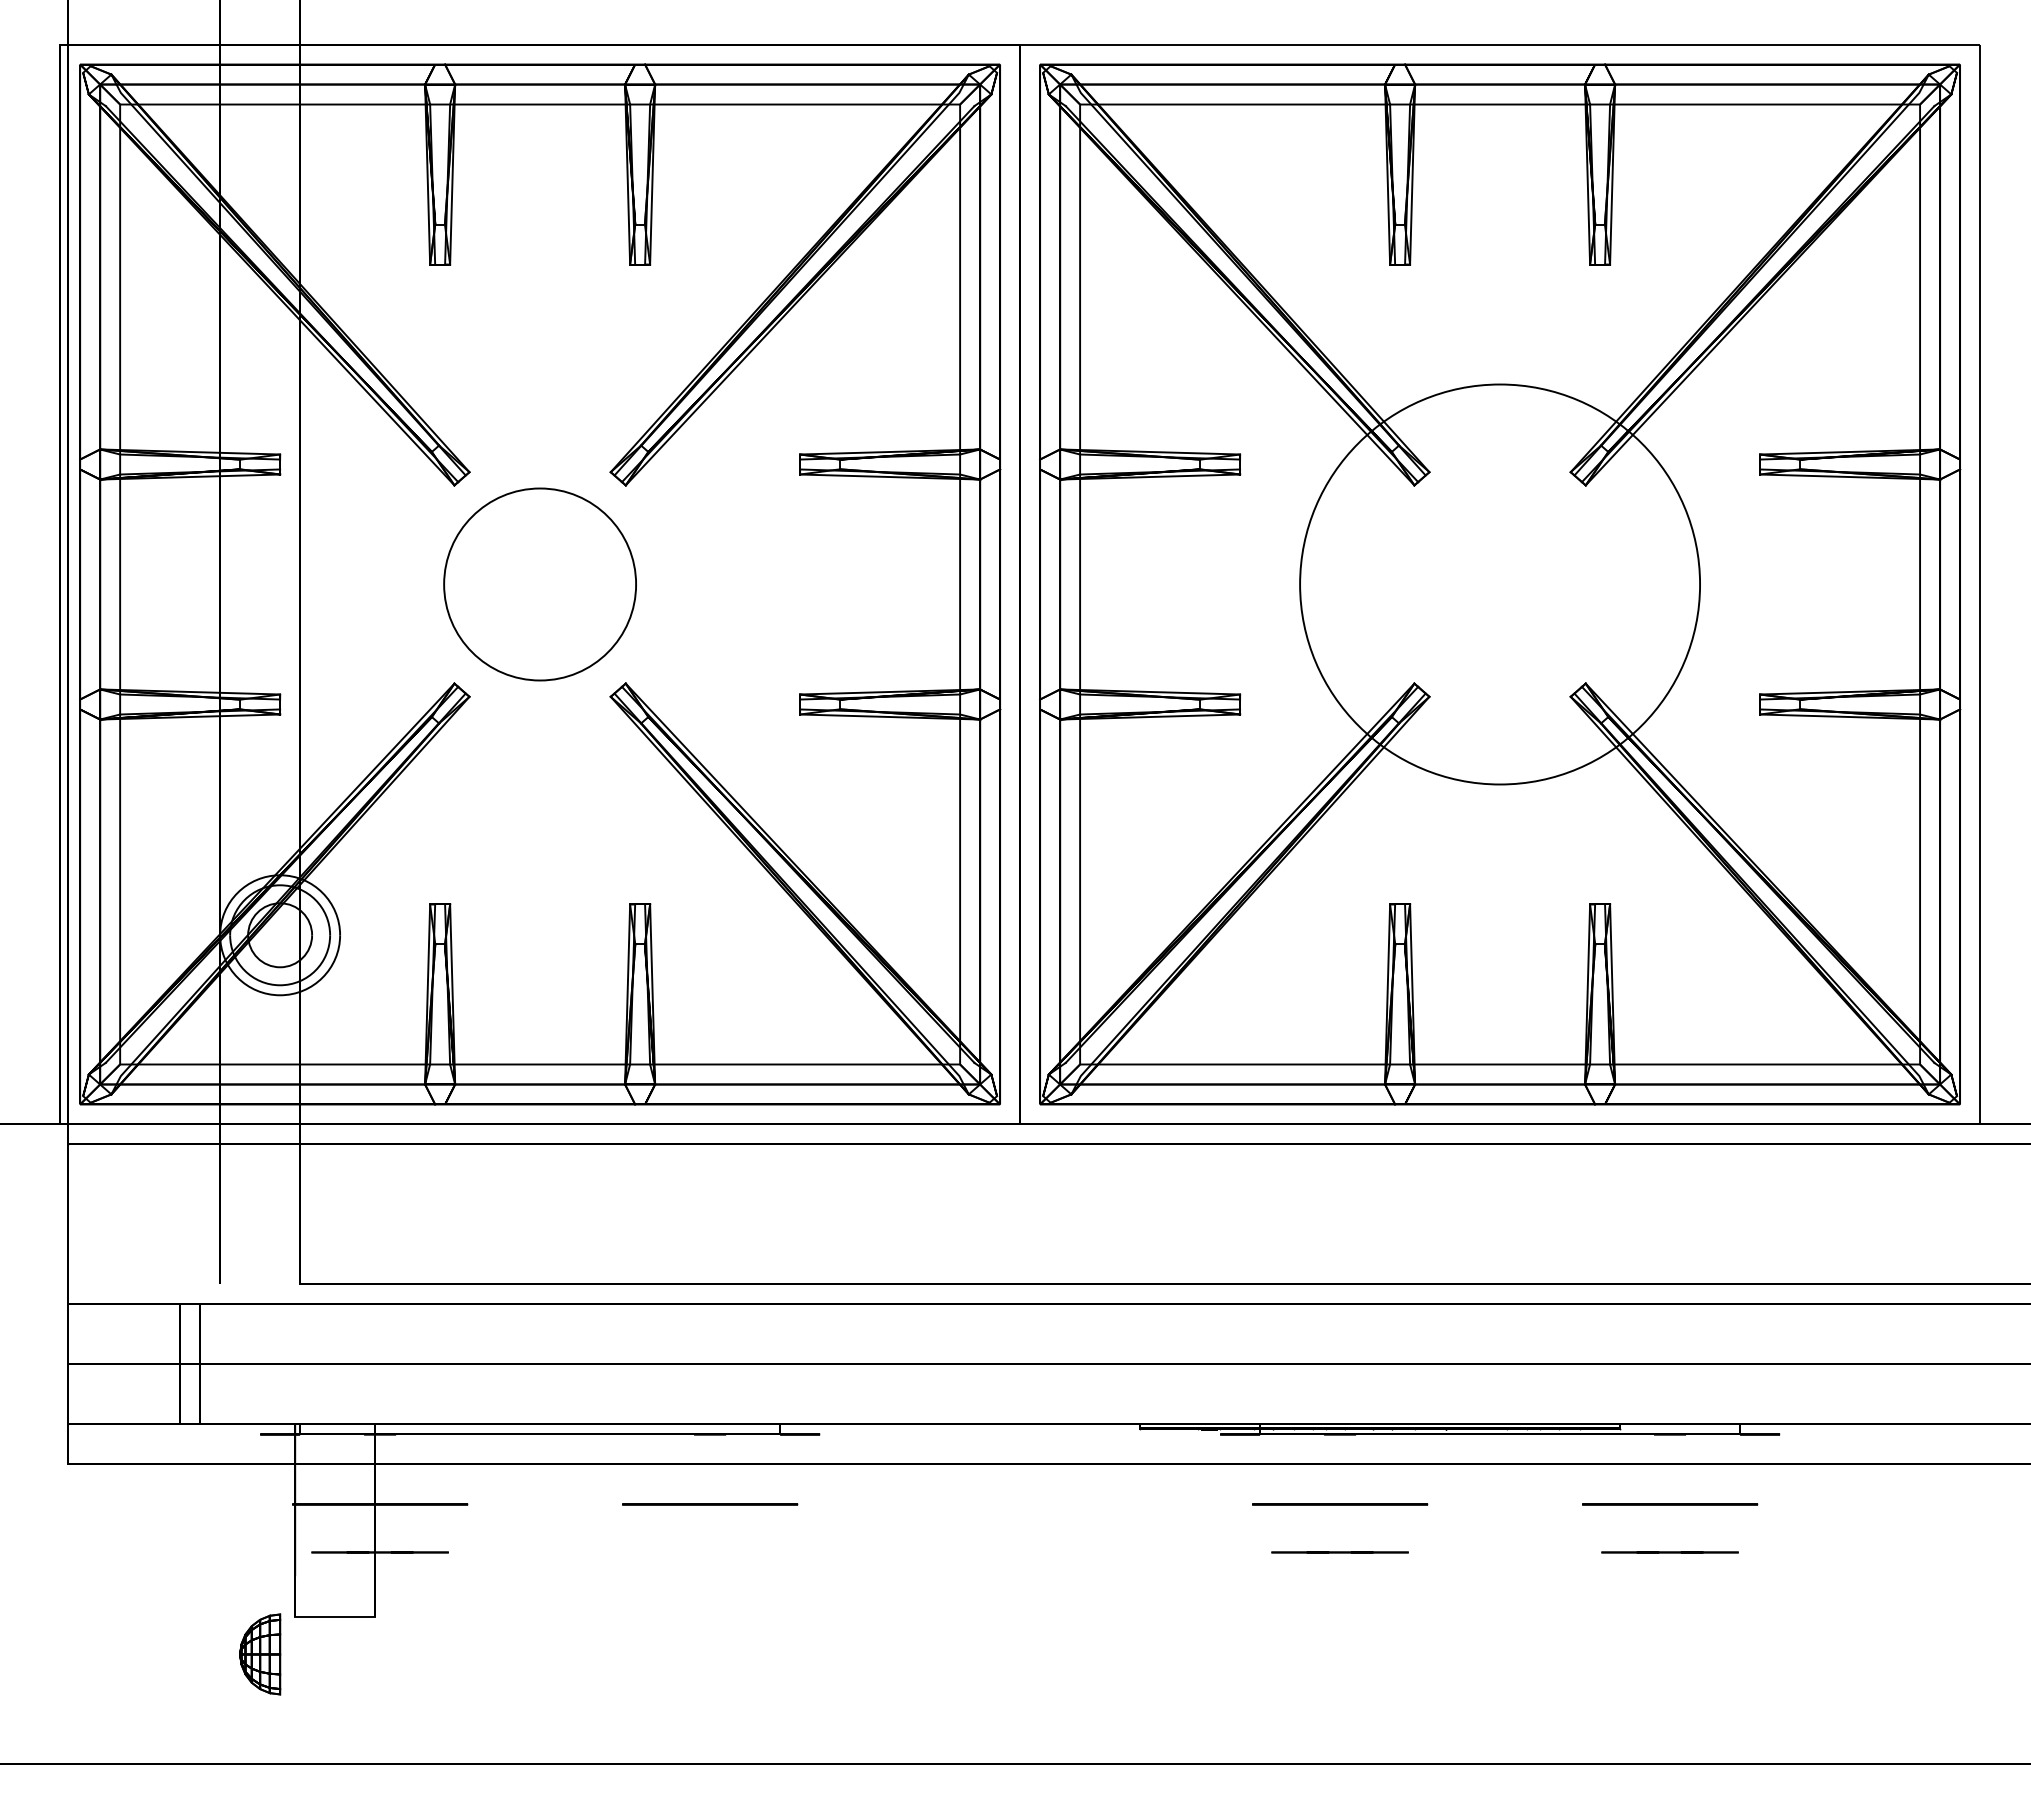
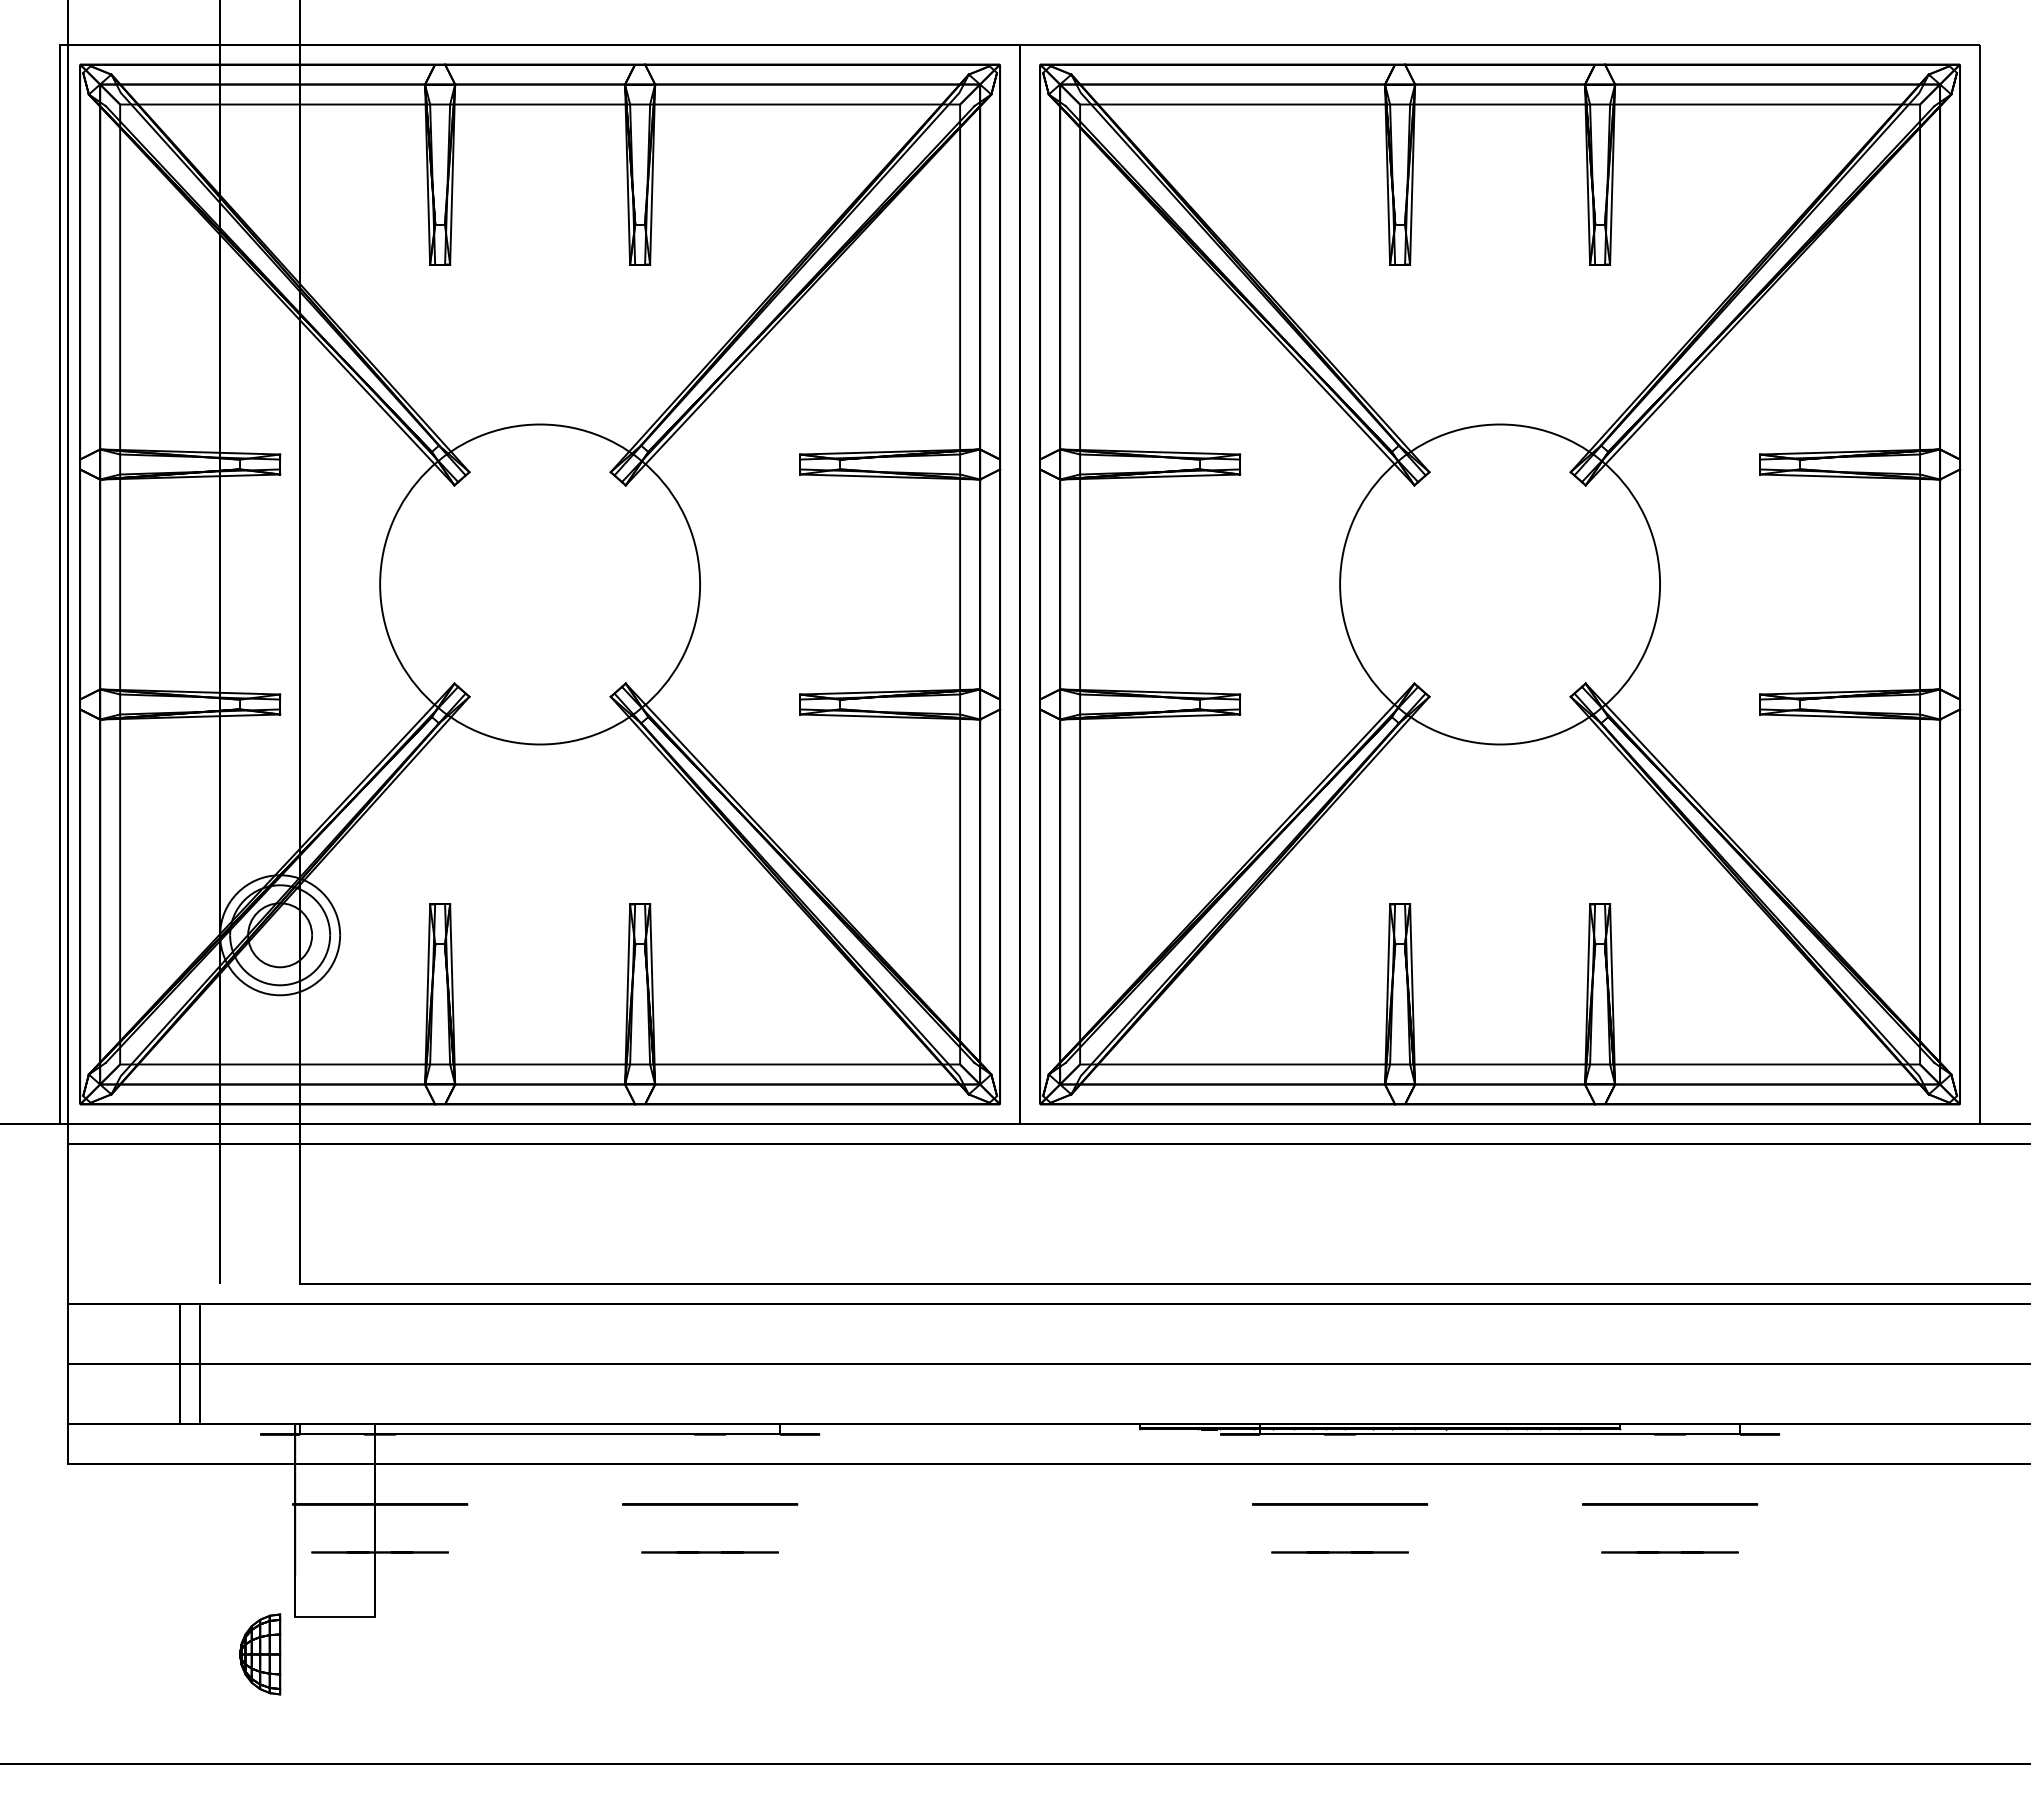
circle diameter: 192 px -> 320 px (540, 584)
circle diameter: 400 px -> 320 px (1500, 584)
line: none -> present (709, 1552)
